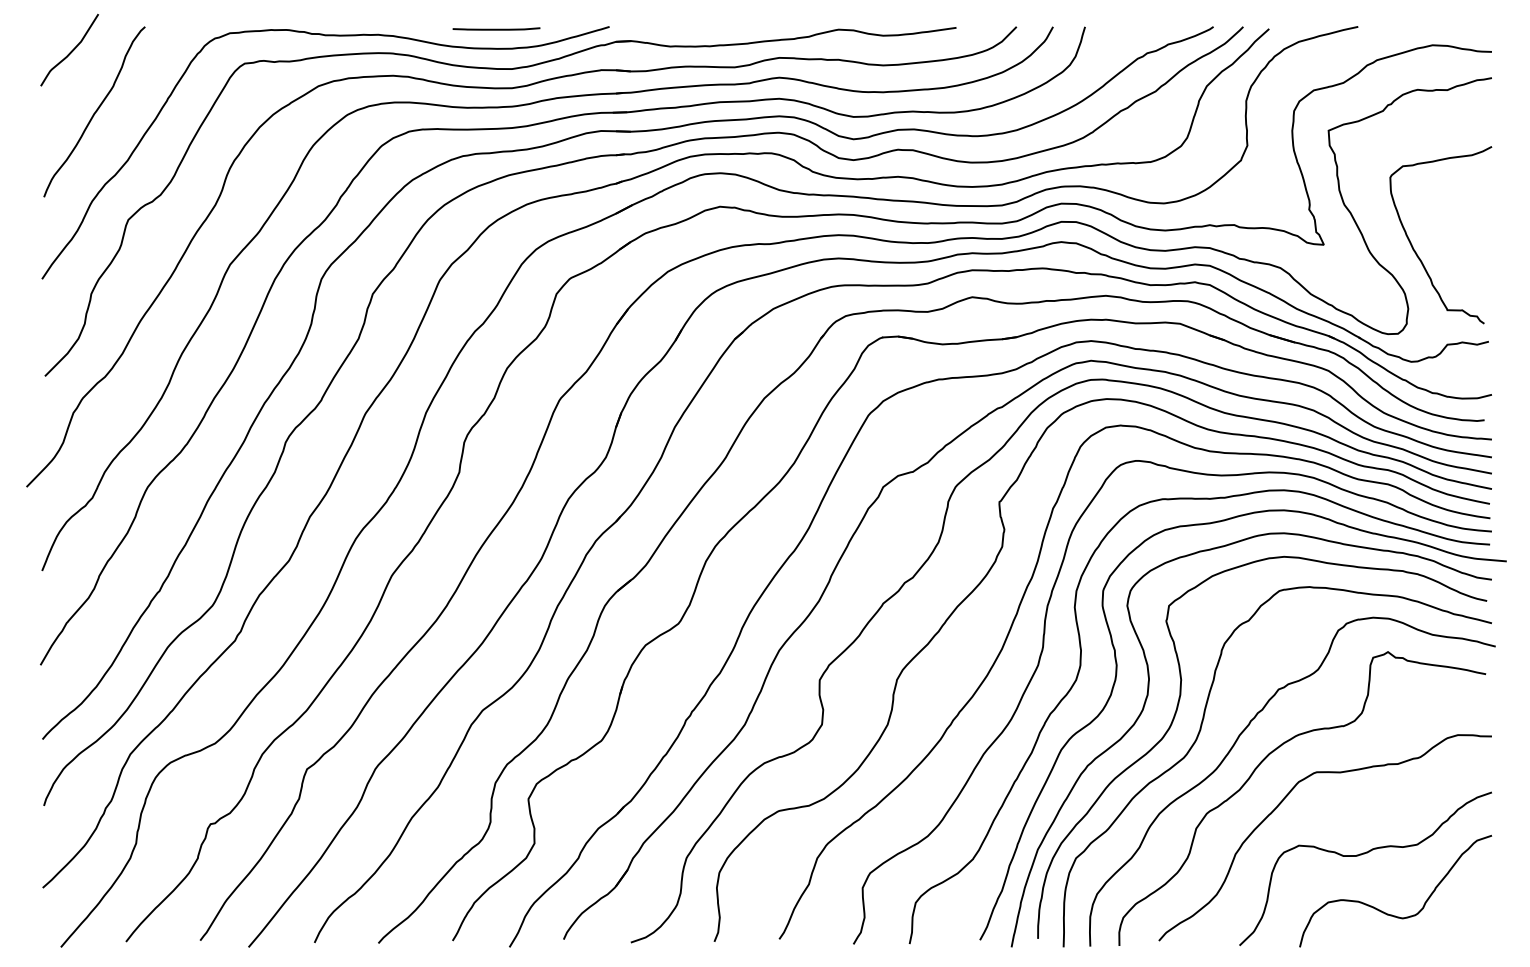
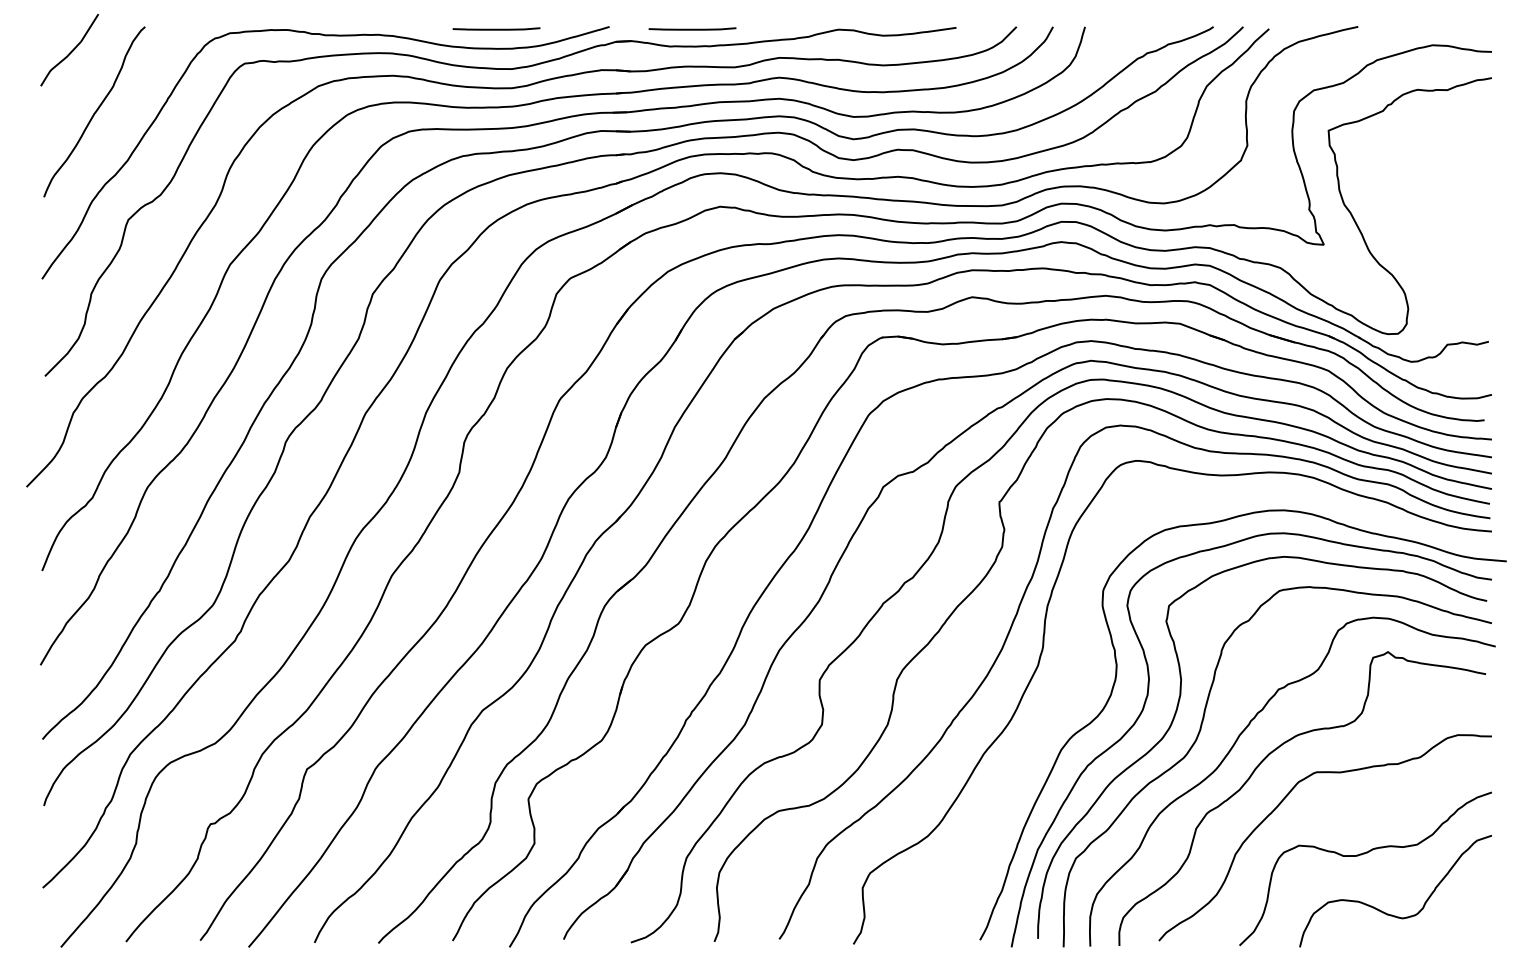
line: none -> present (692, 28)
curve: present -> none (1413, 246)
curve: present -> none (1078, 676)
